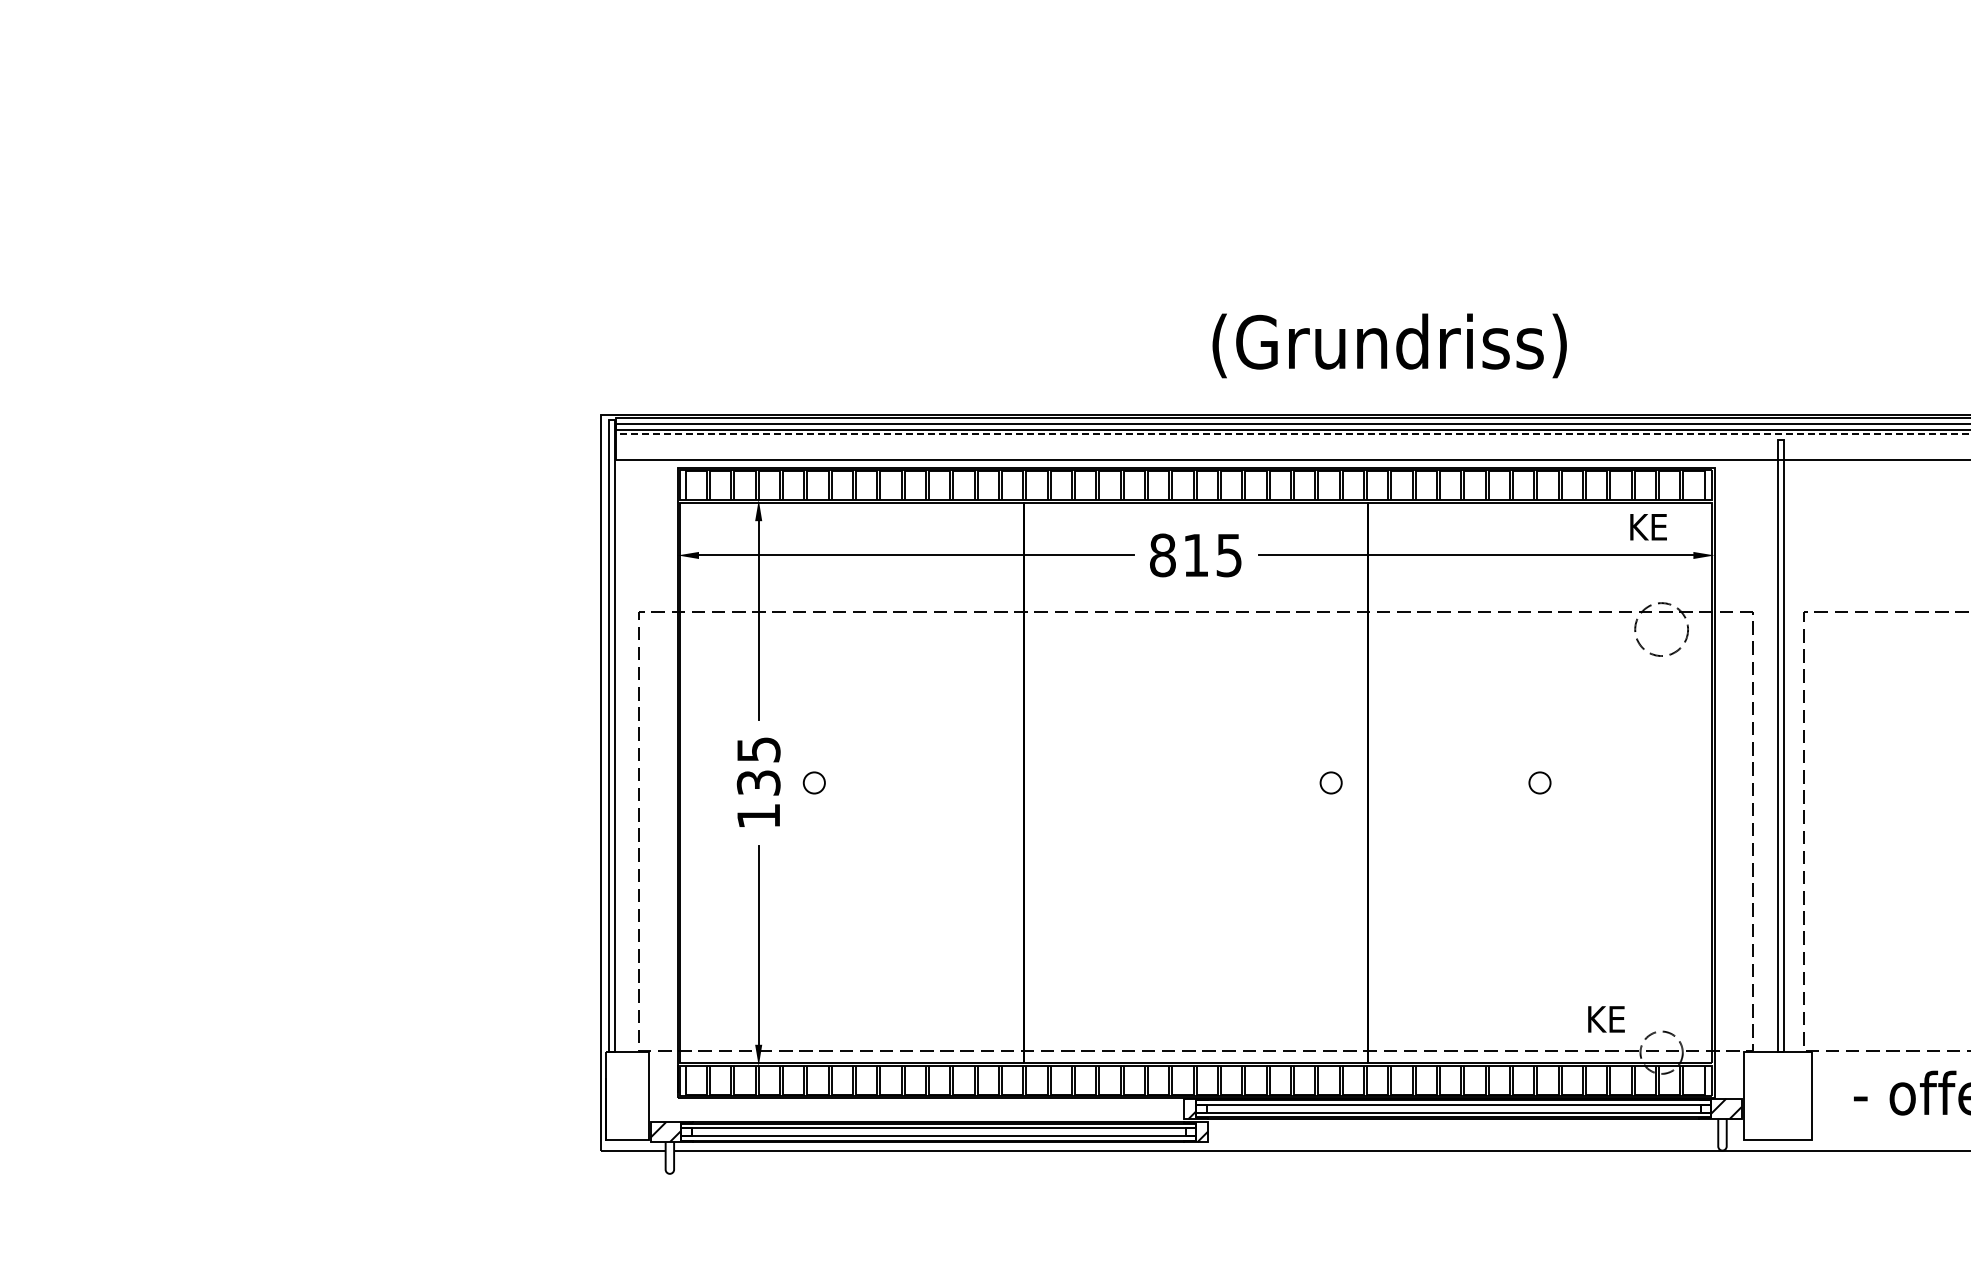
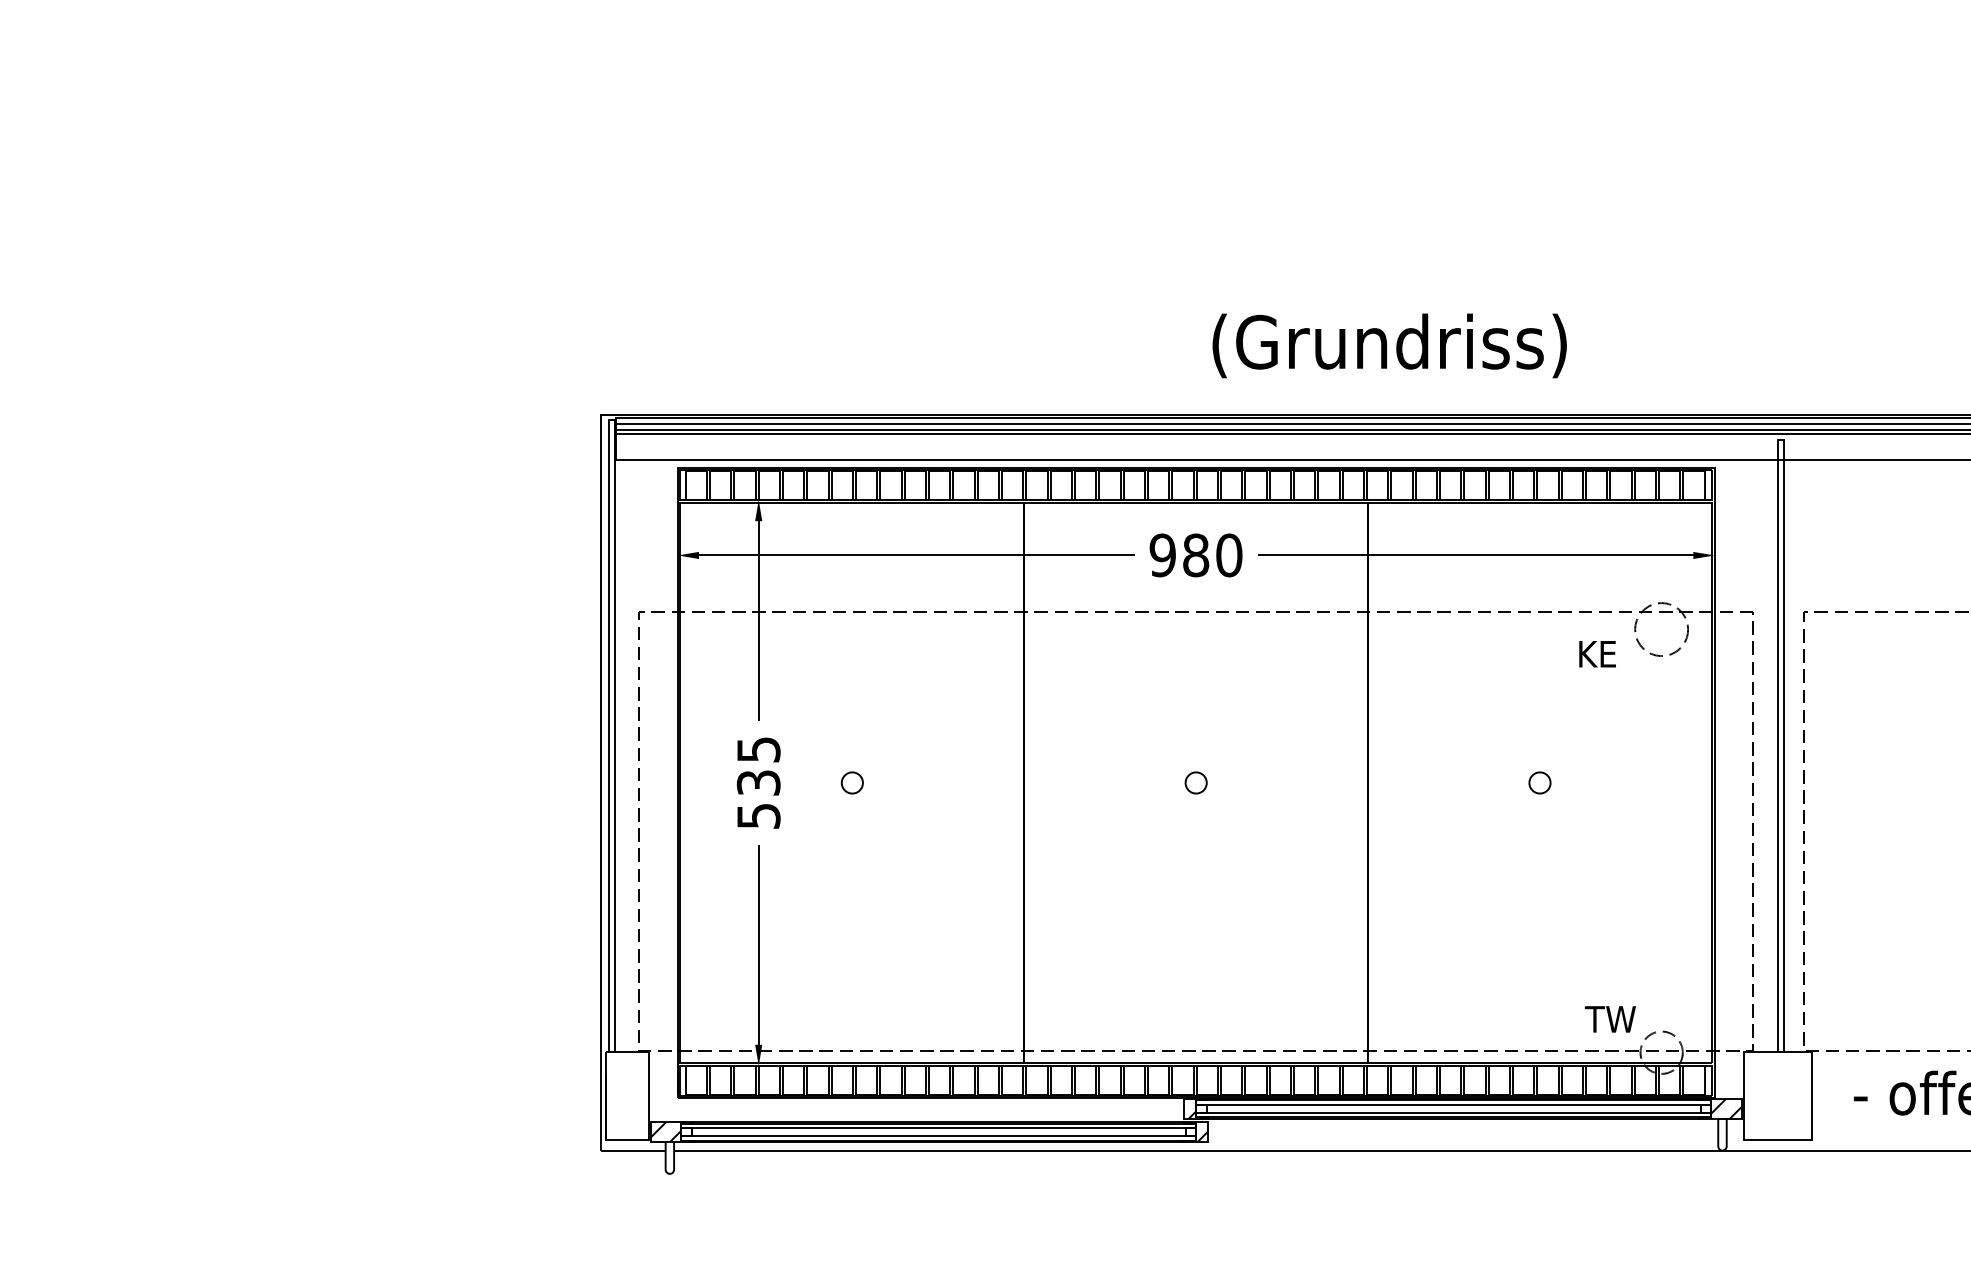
line: dashed -> solid (1292, 434)
text position: (1648, 527) -> (1597, 654) (1597, 654)
text: 815 -> 980 (1195, 555)
circle position: (813, 782) -> (851, 782) (851, 782)
circle position: (1330, 782) -> (1195, 782) (1195, 782)
text: 135 -> 535 (758, 816)
text: KE -> TW (1609, 1019)
